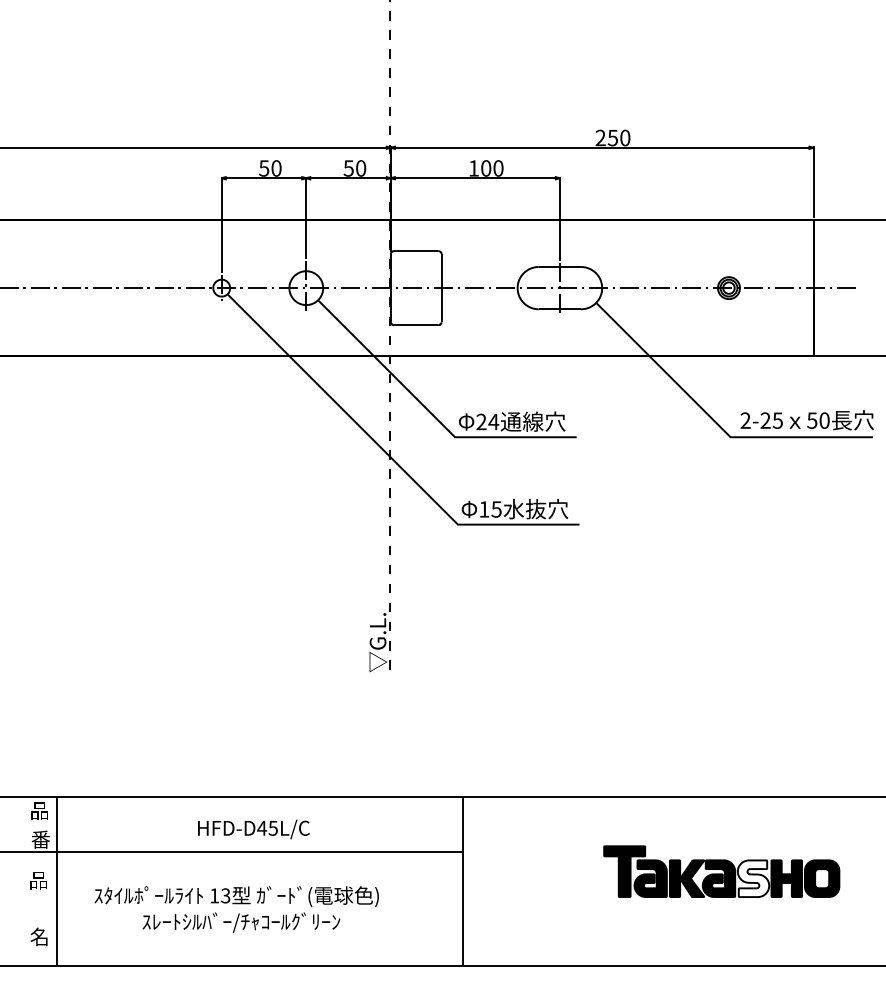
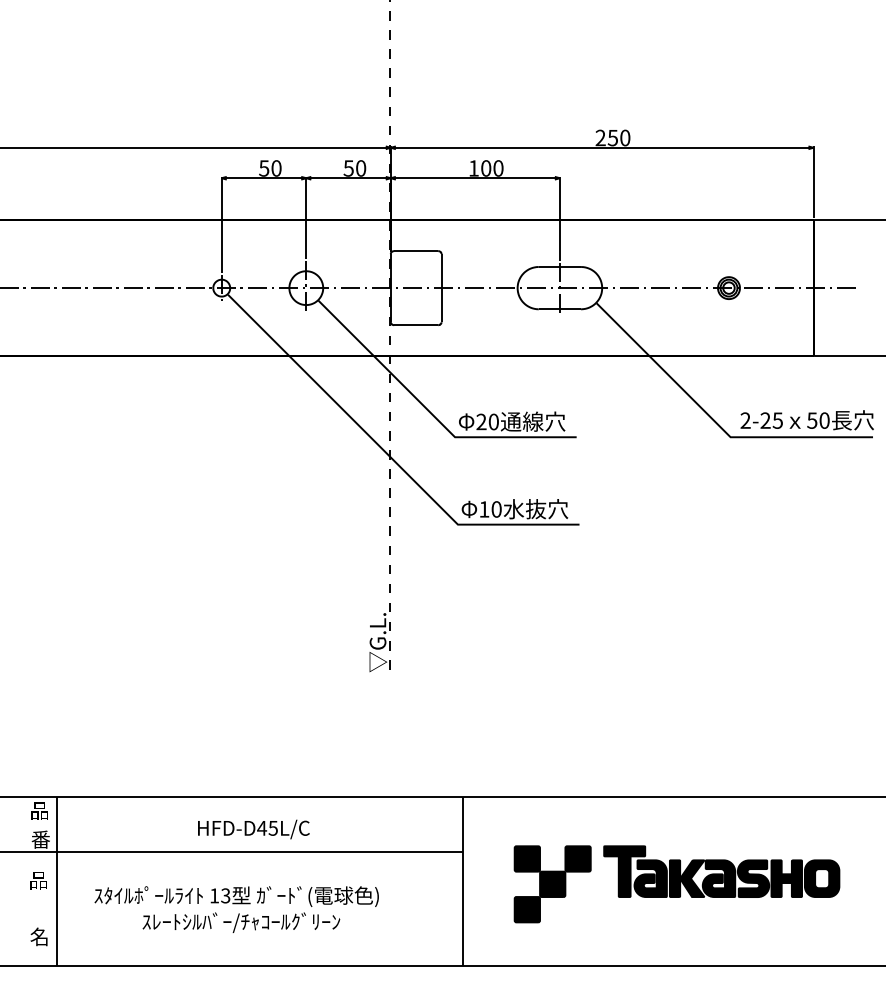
text: 24 -> 20 (493, 421)
text: 15 -> 10 (496, 509)
fill: none -> present (753, 878)
part: none -> present (552, 884)
